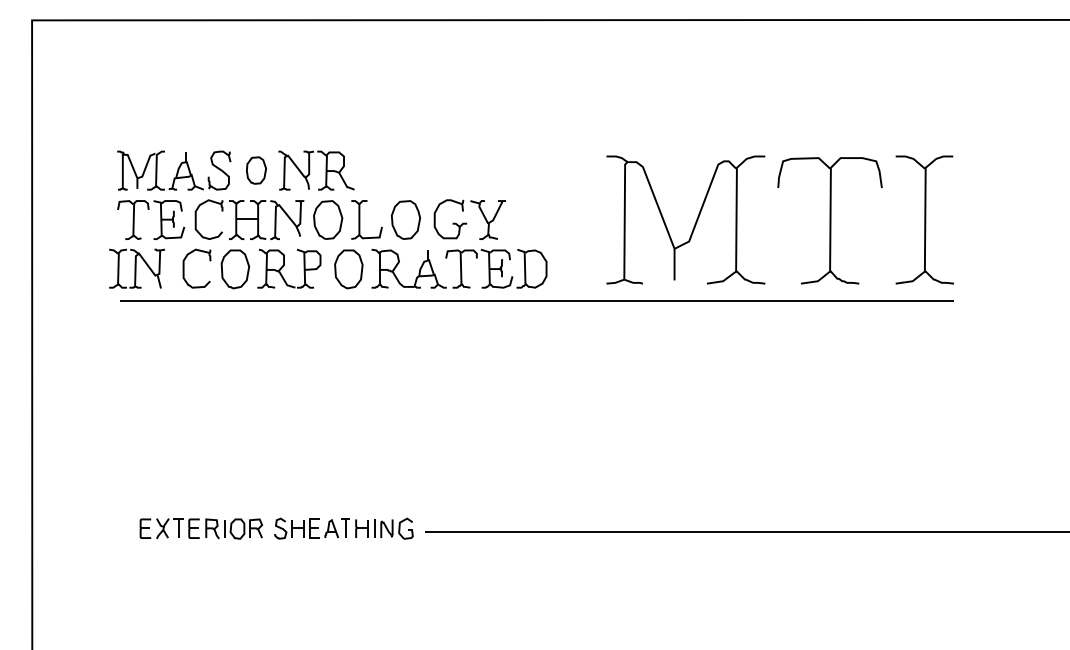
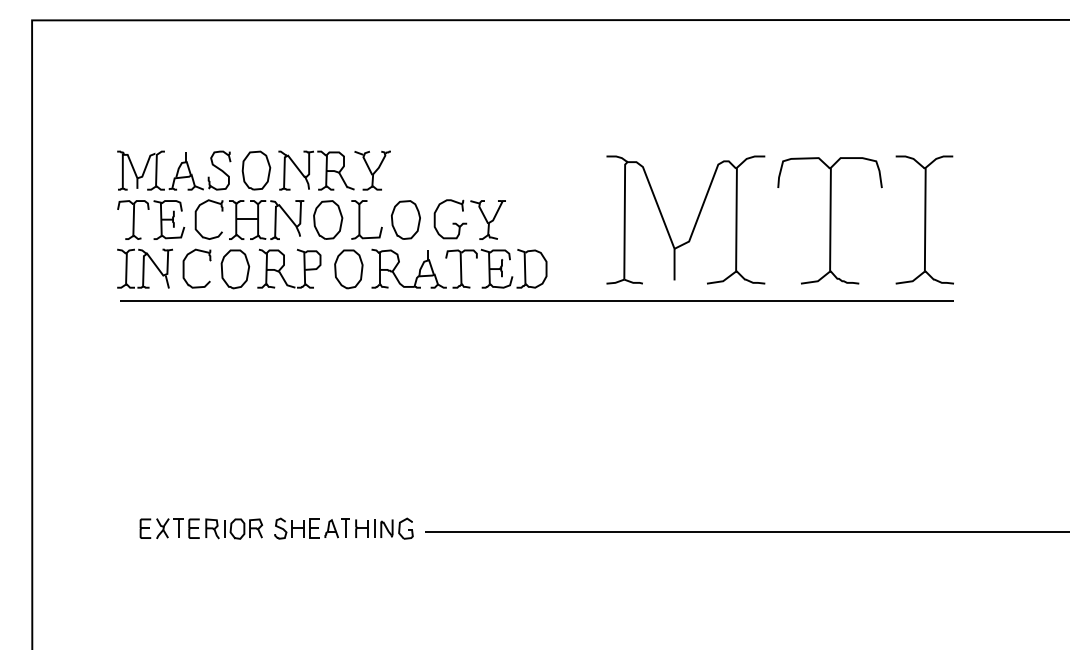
part size: 21x29 px -> 31x41 px (256, 170)
part: none -> present (372, 170)
part position: (136, 268) -> (144, 268) (144, 268)
